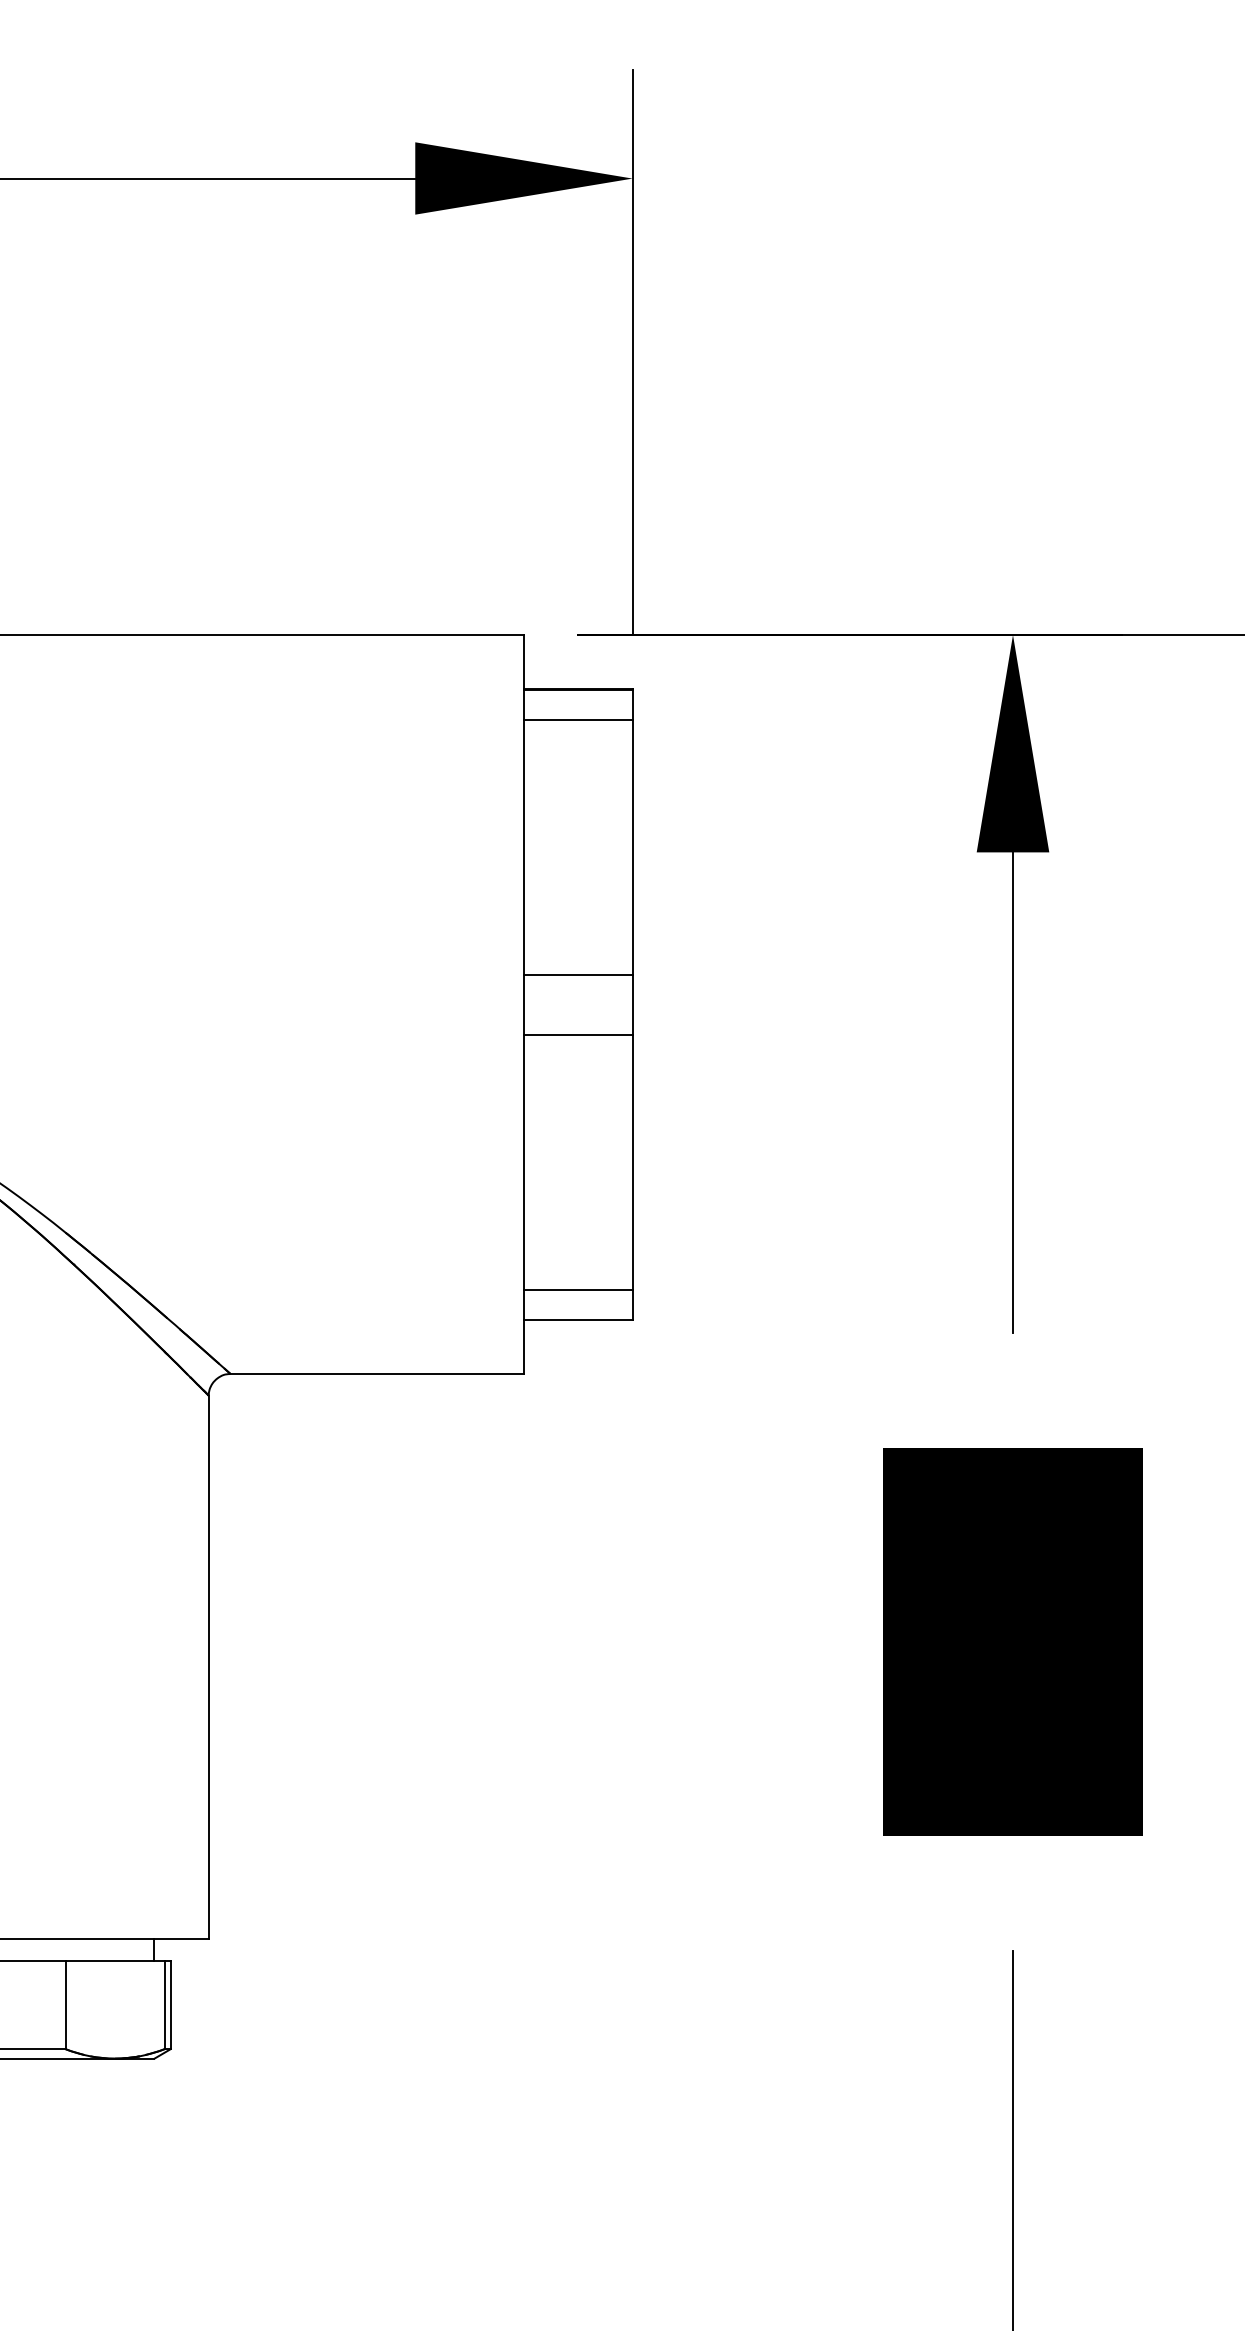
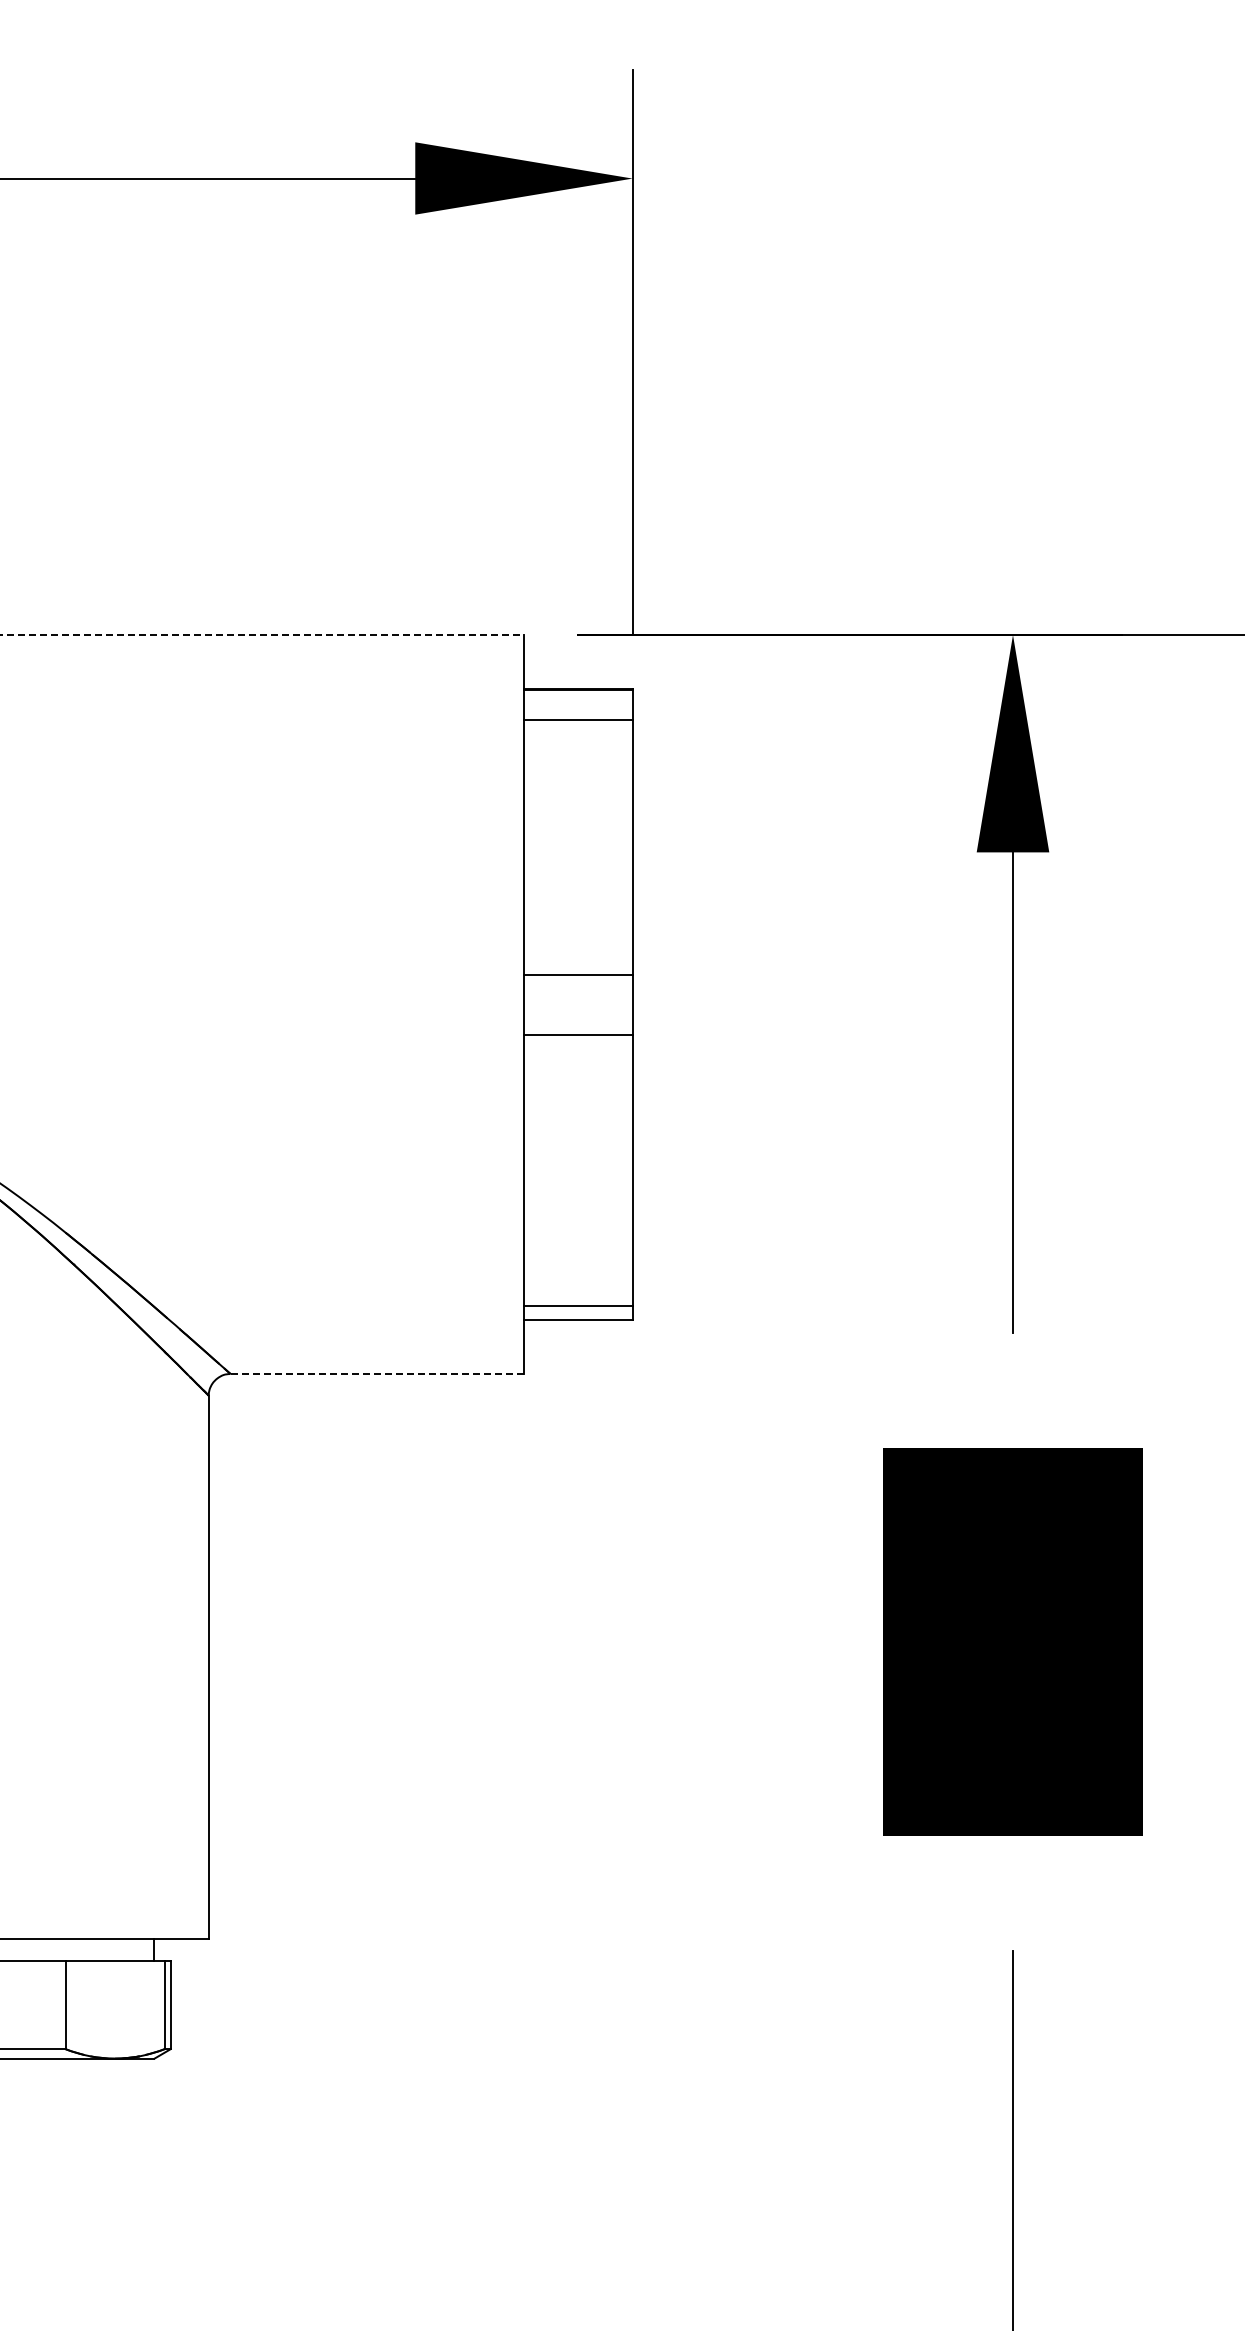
line: solid -> dashed (262, 635)
line position: (577, 1289) -> (577, 1305) (577, 1305)
line: solid -> dashed (377, 1374)
